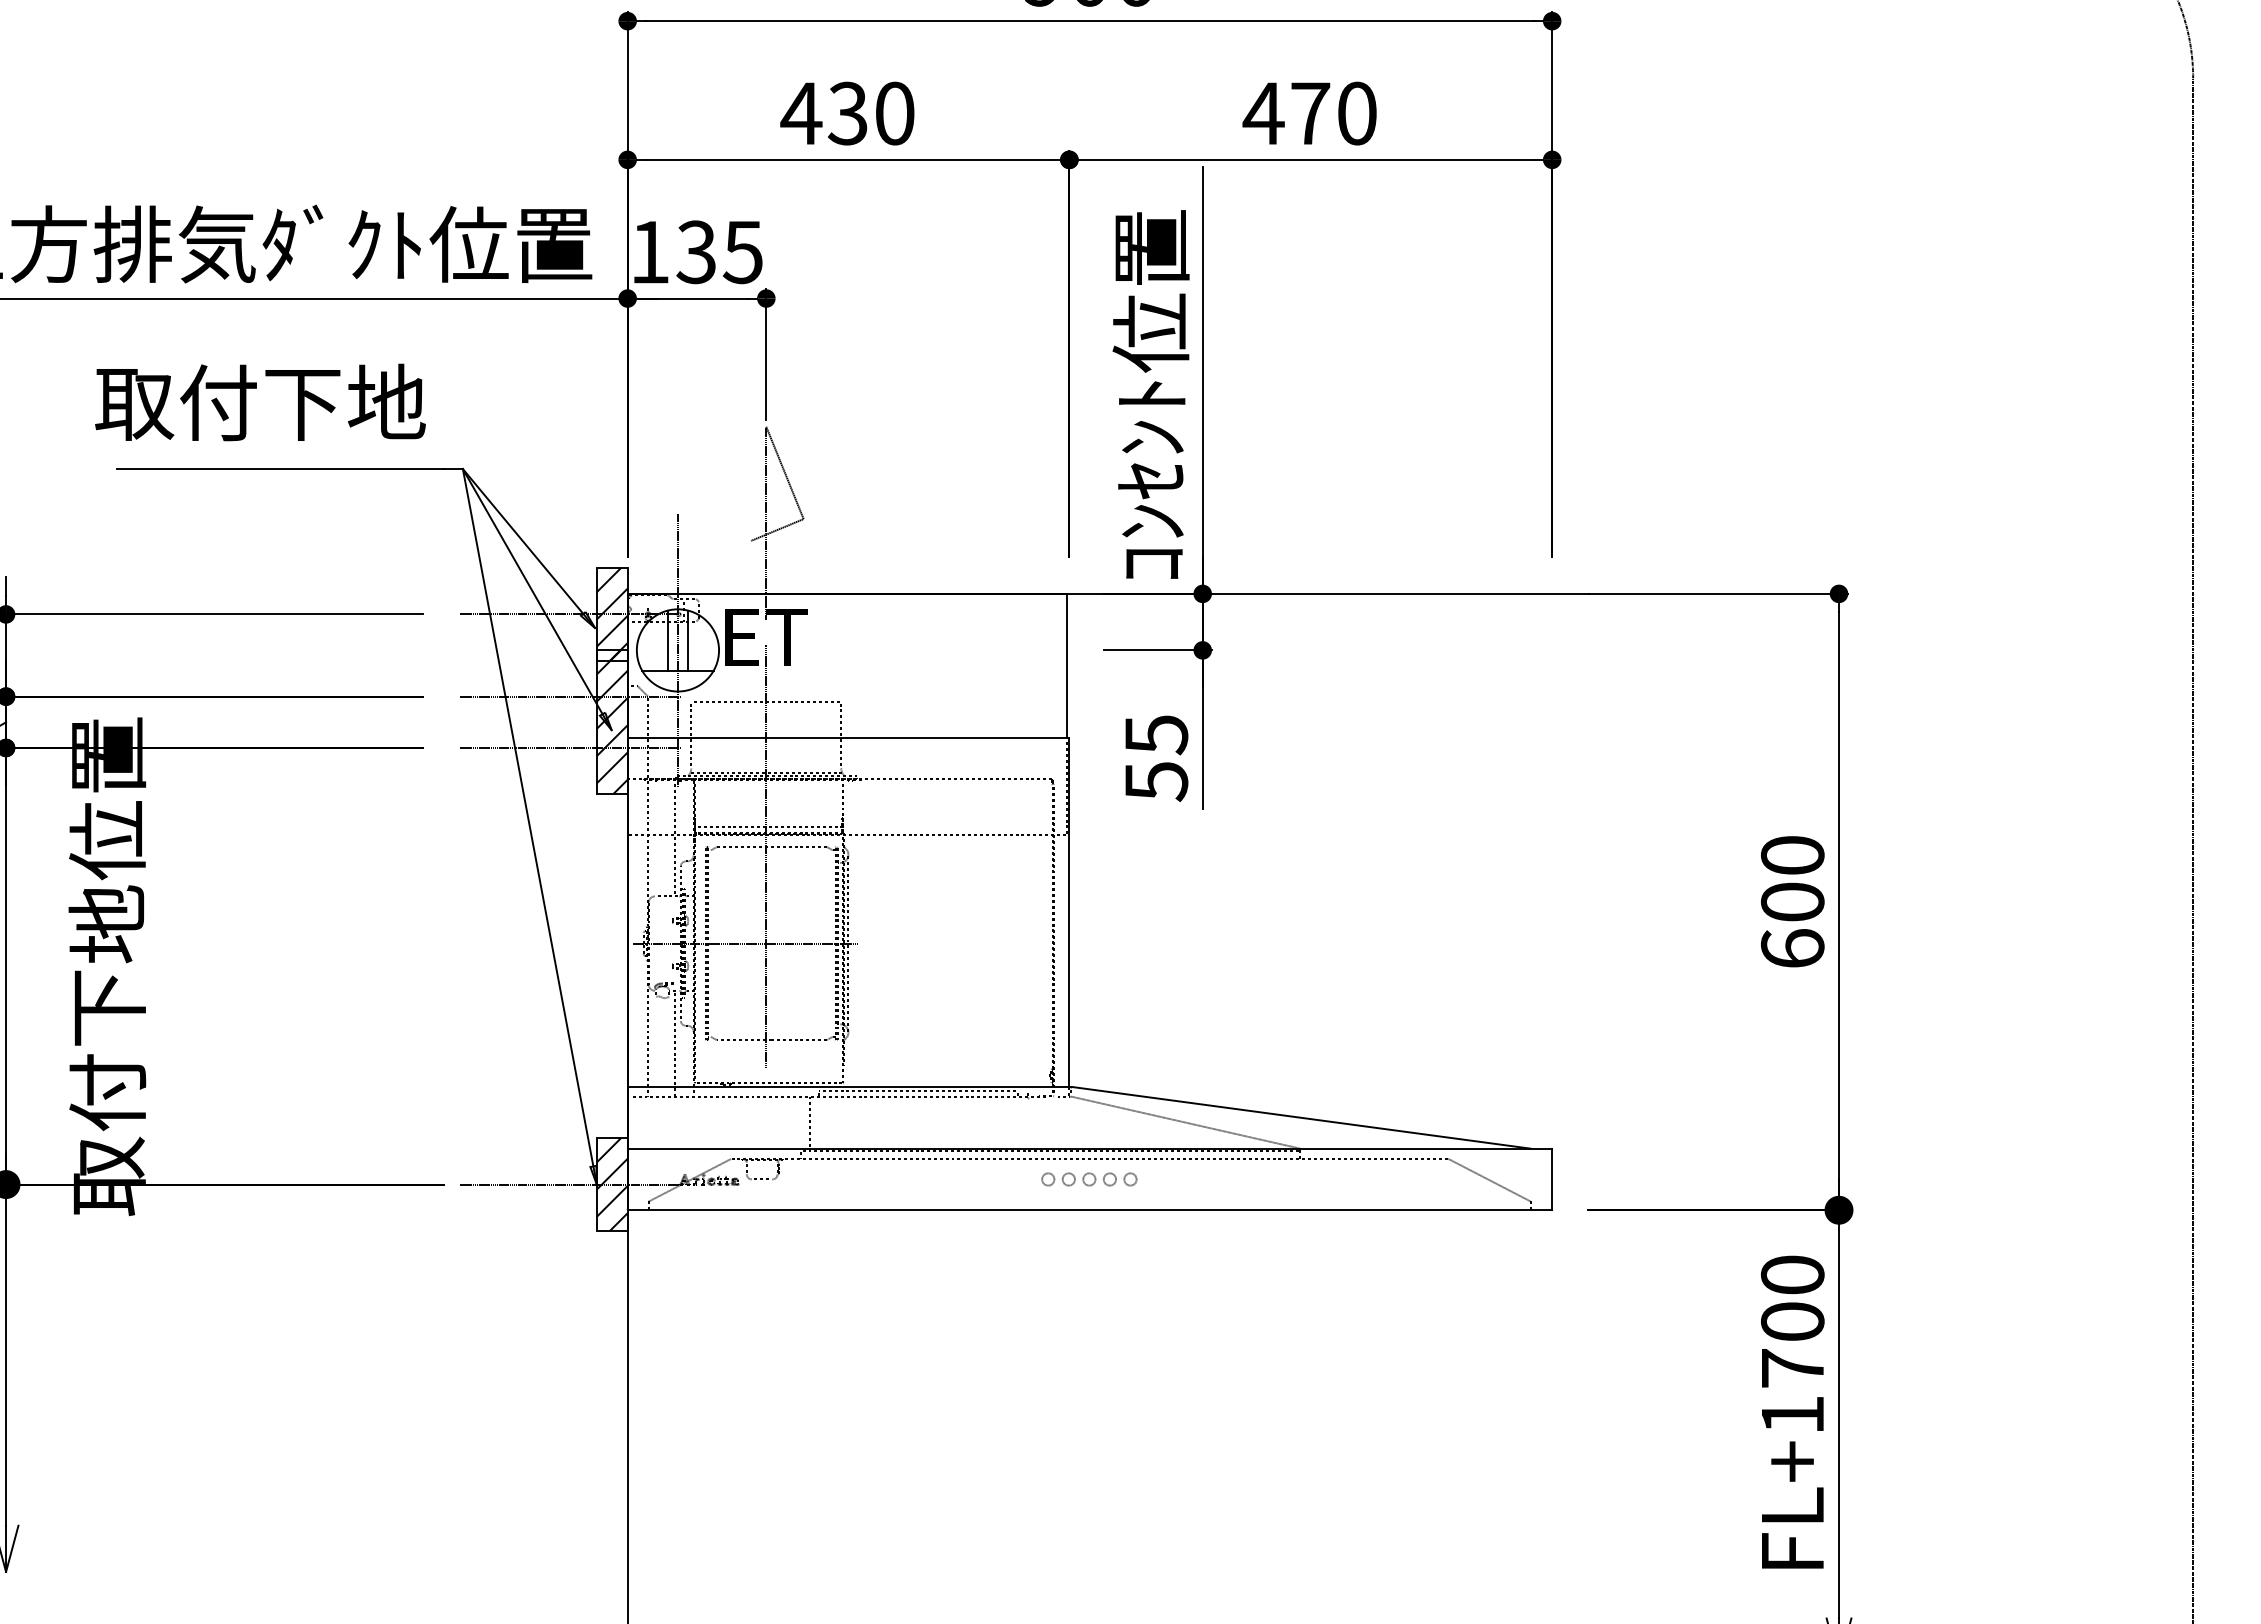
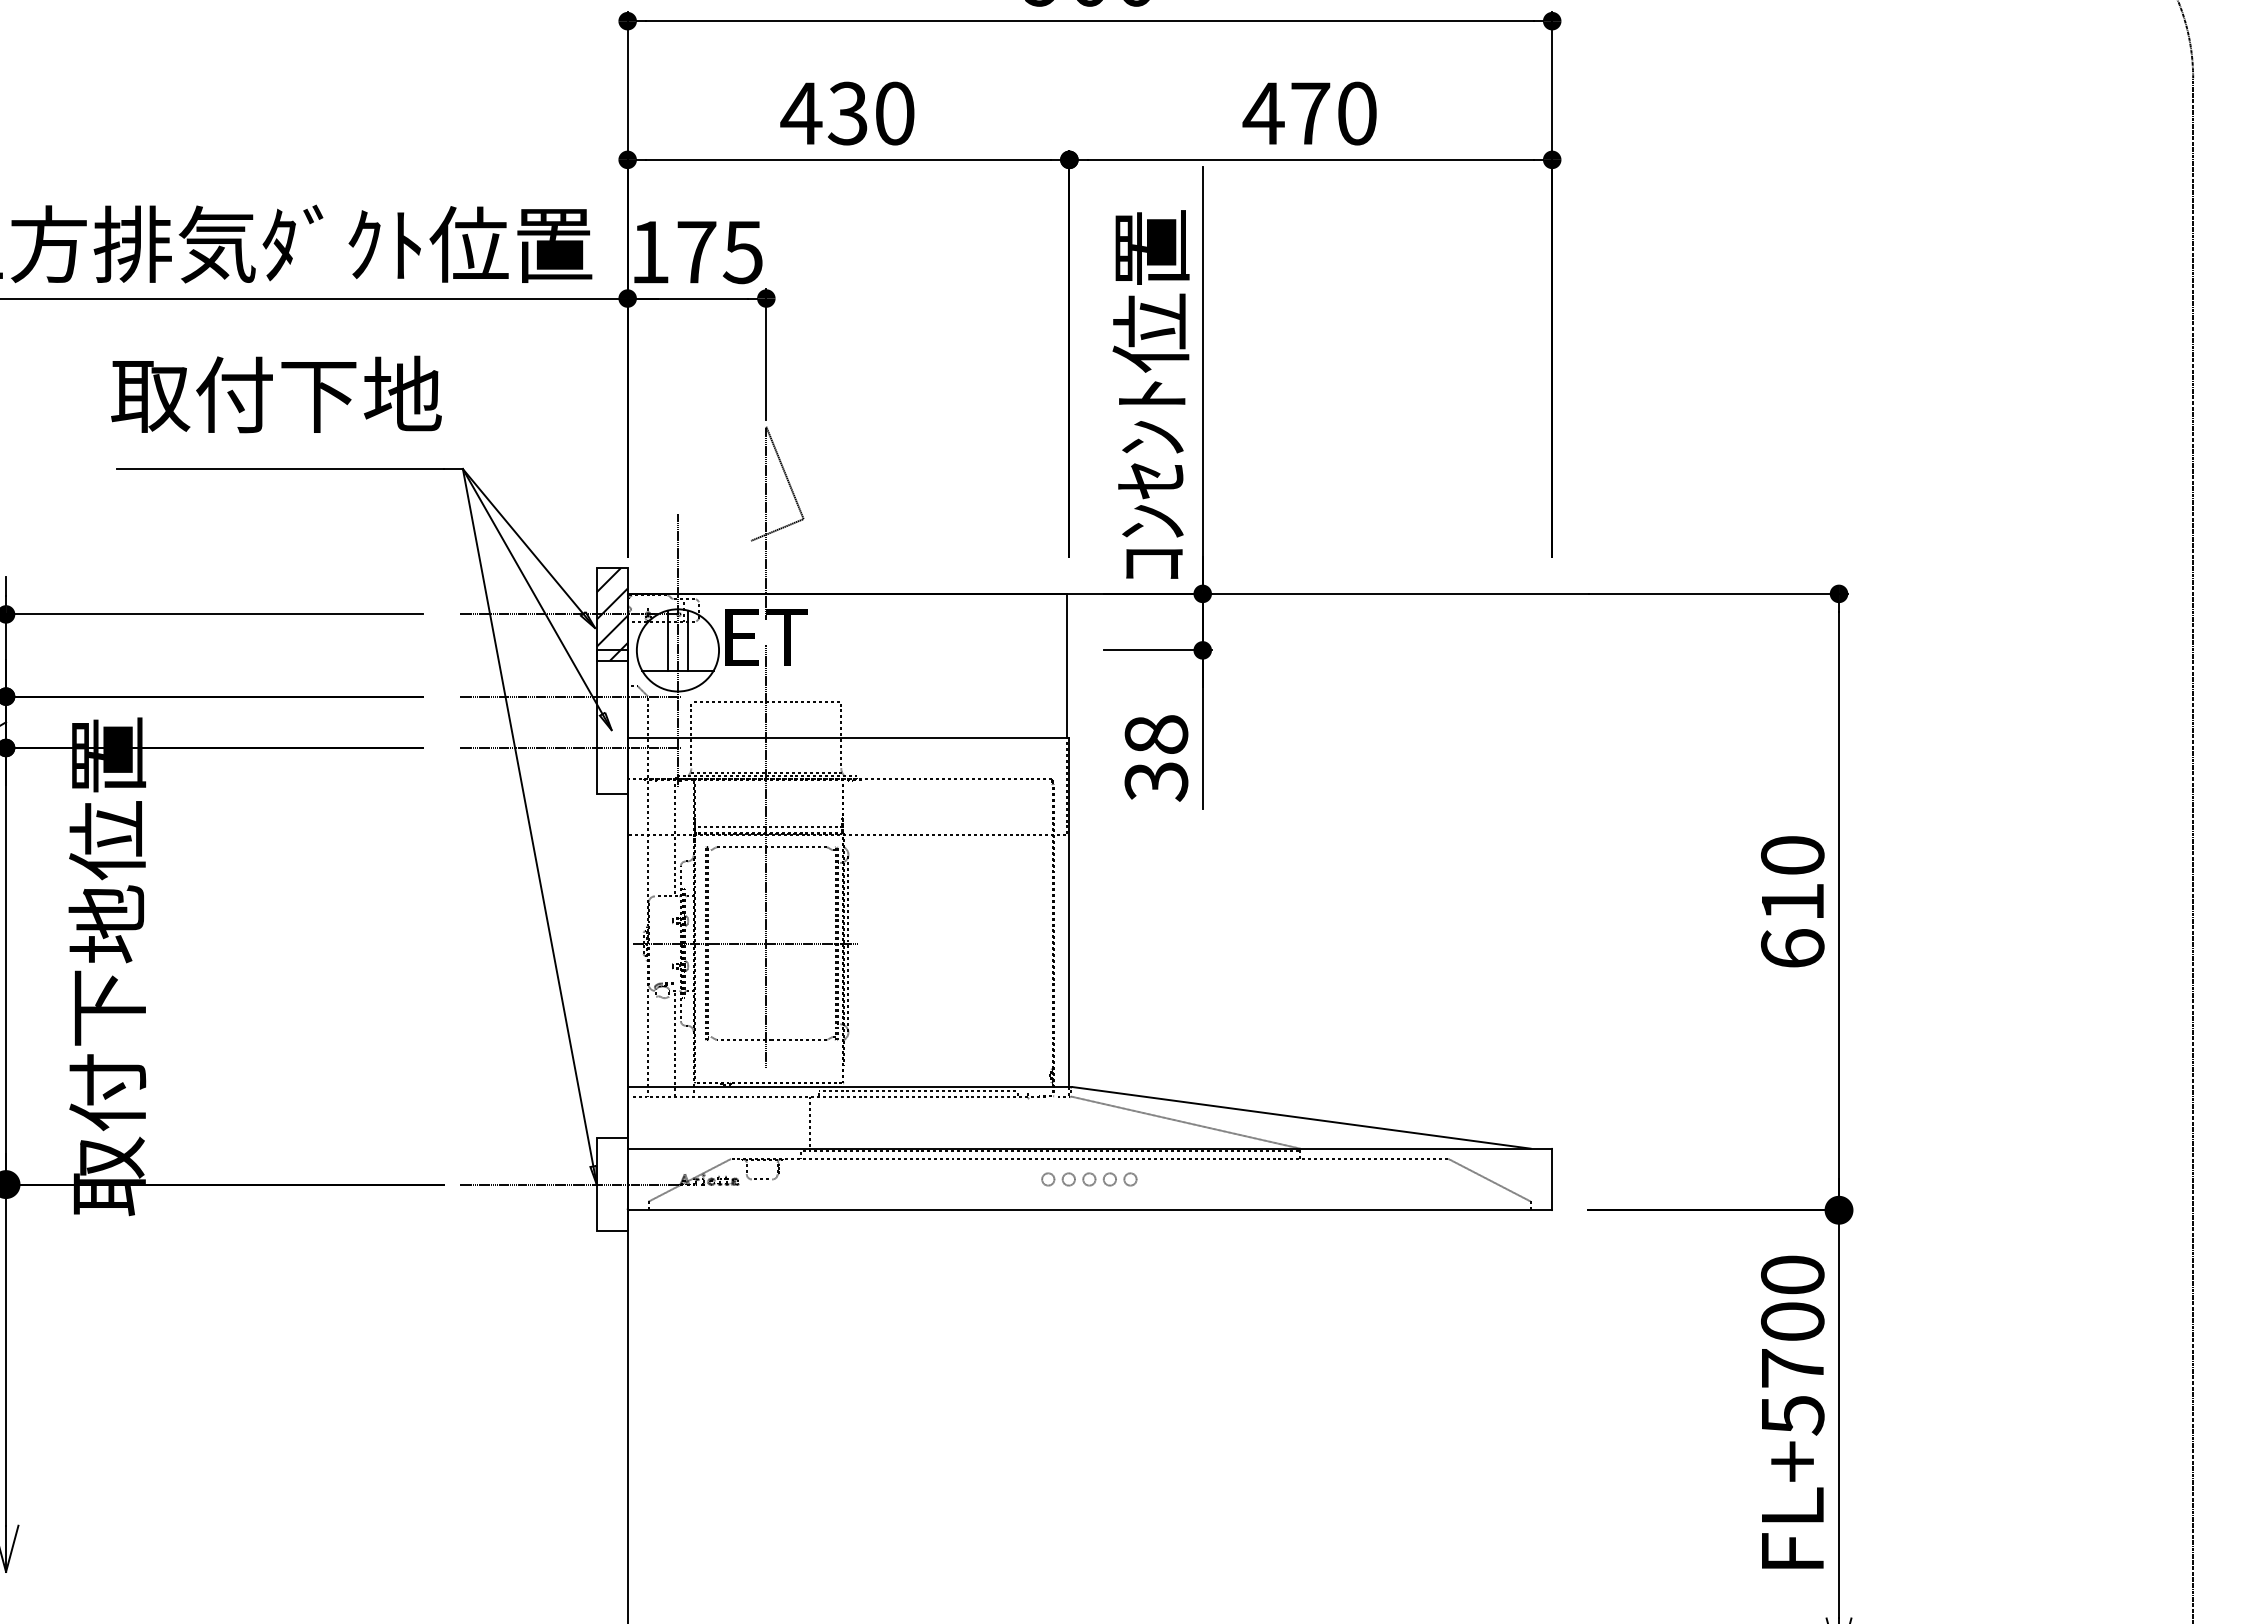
text: 135 -> 175 (696, 252)
text position: (260, 402) -> (276, 394) (276, 394)
hatch: present -> none (611, 722)
text: 55 -> 38 (1156, 758)
text: 600 -> 610 (1792, 901)
hatch: present -> none (611, 1184)
text: FL+1700 -> FL+5700 (1793, 1415)
